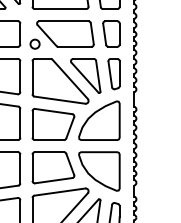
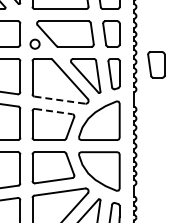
part: none -> present (156, 64)
line: solid -> dashed (59, 100)
line: solid -> dashed (53, 111)
